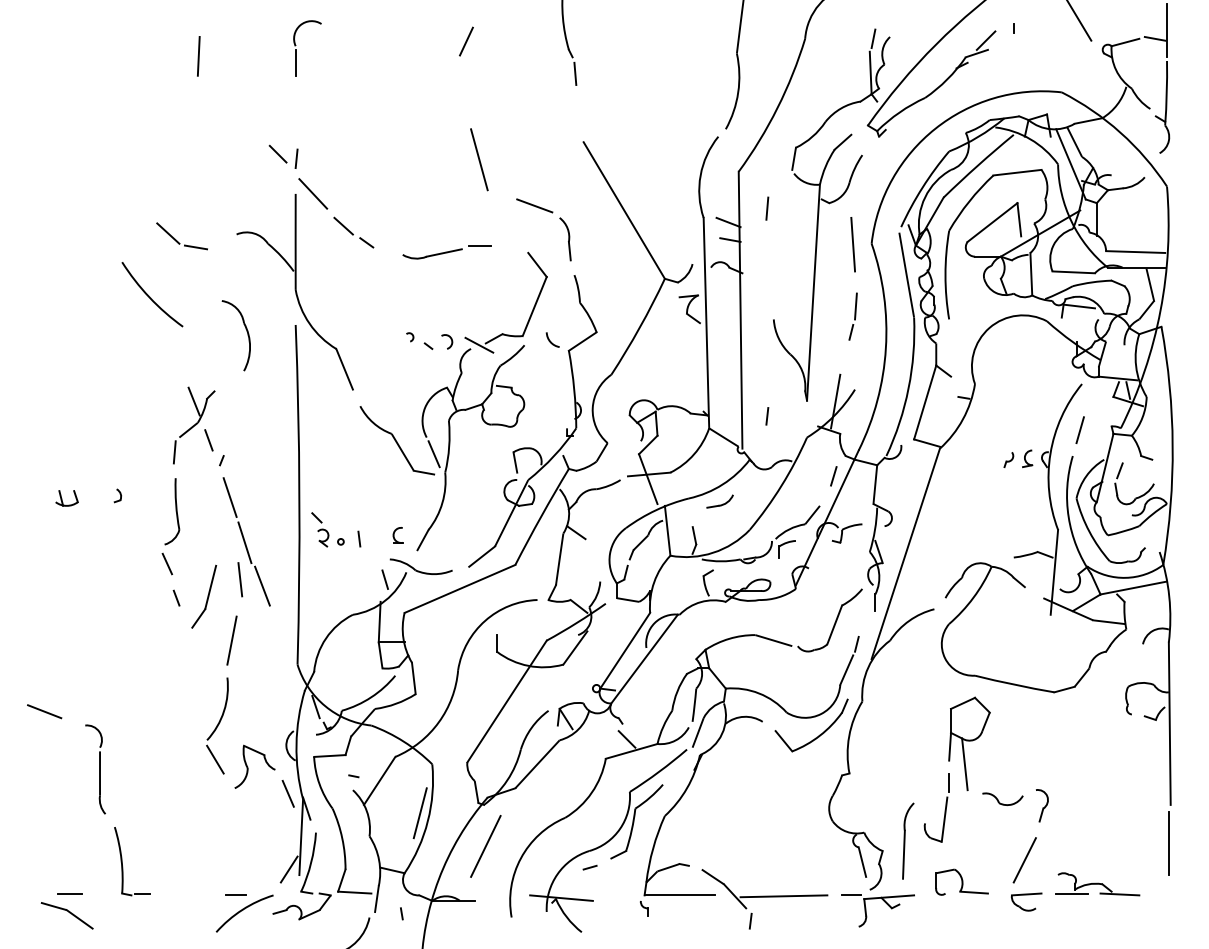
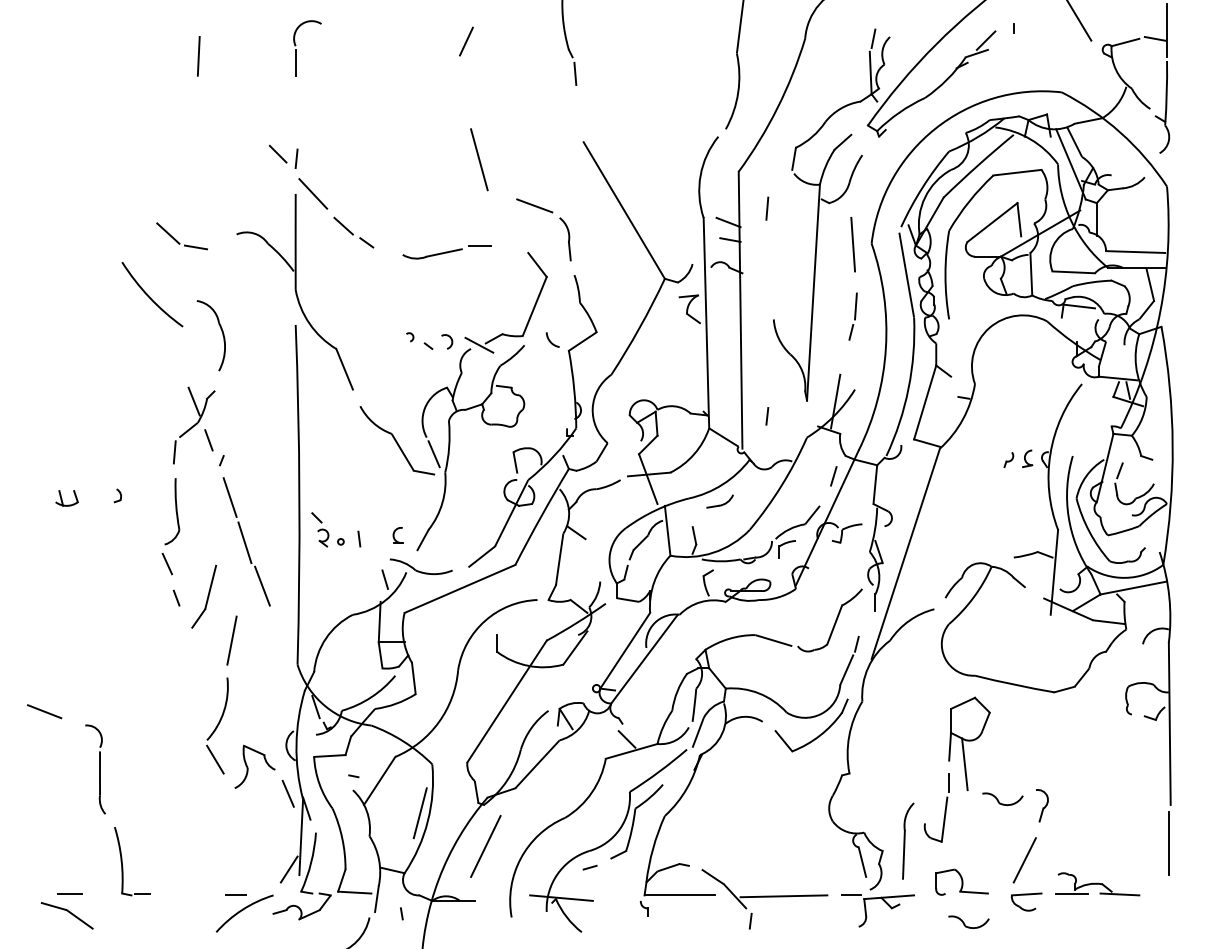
part position: (245, 329) -> (220, 329) (220, 329)
line: present -> none (1079, 430)
line: present -> none (240, 579)
part: none -> present (968, 921)
